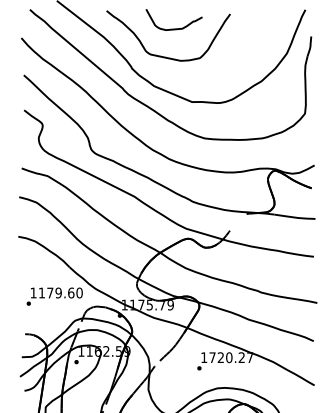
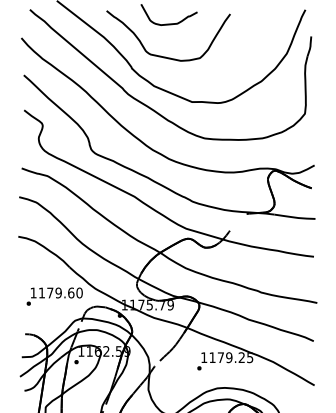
curve position: (173, 28) -> (168, 23) (168, 23)
text: 1720.27 -> 1179.25 (231, 357)
